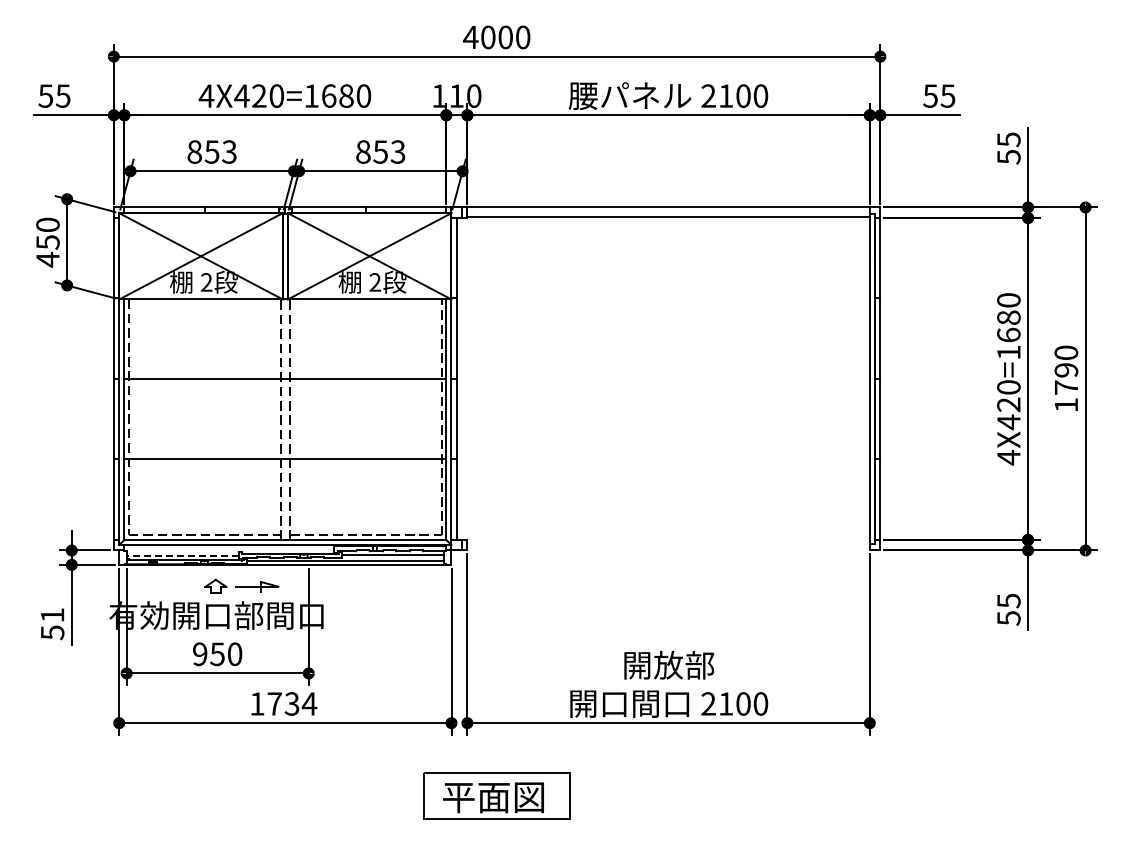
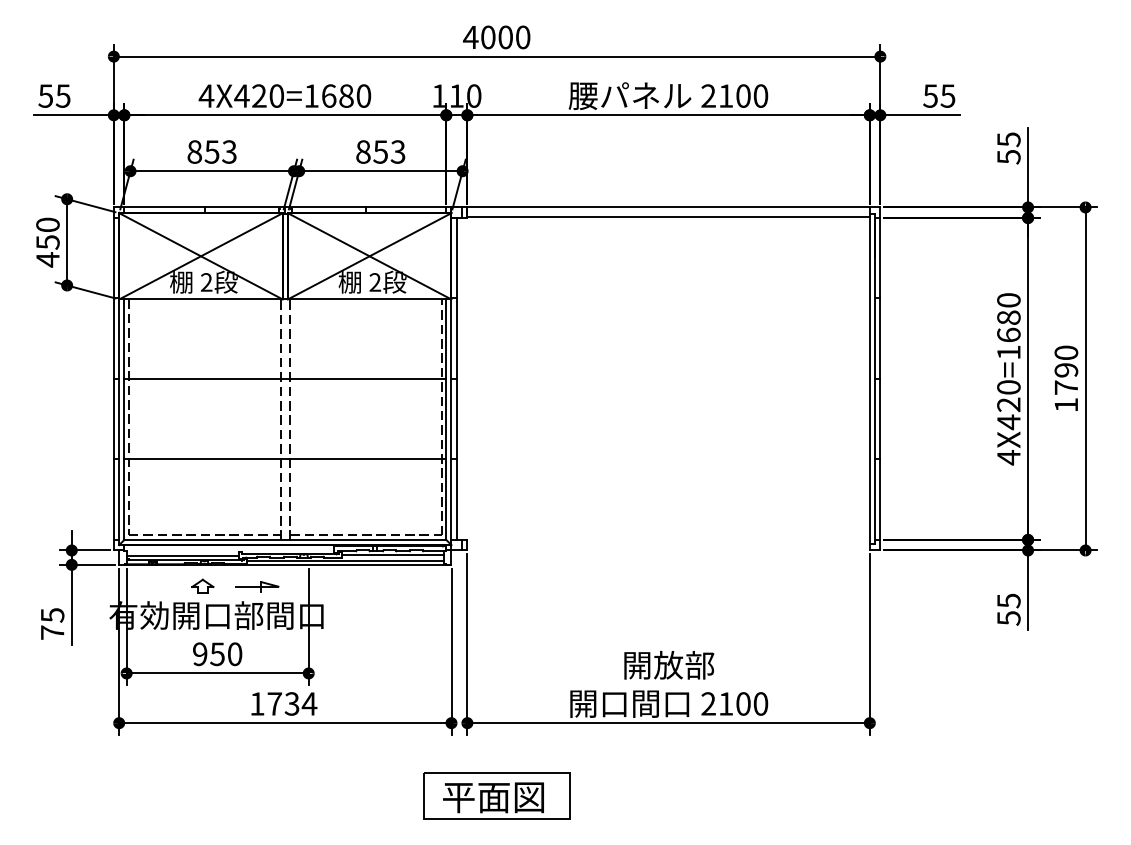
line: dashed -> solid (182, 555)
part position: (215, 585) -> (202, 585) (202, 585)
text: 51 -> 75 (52, 624)
